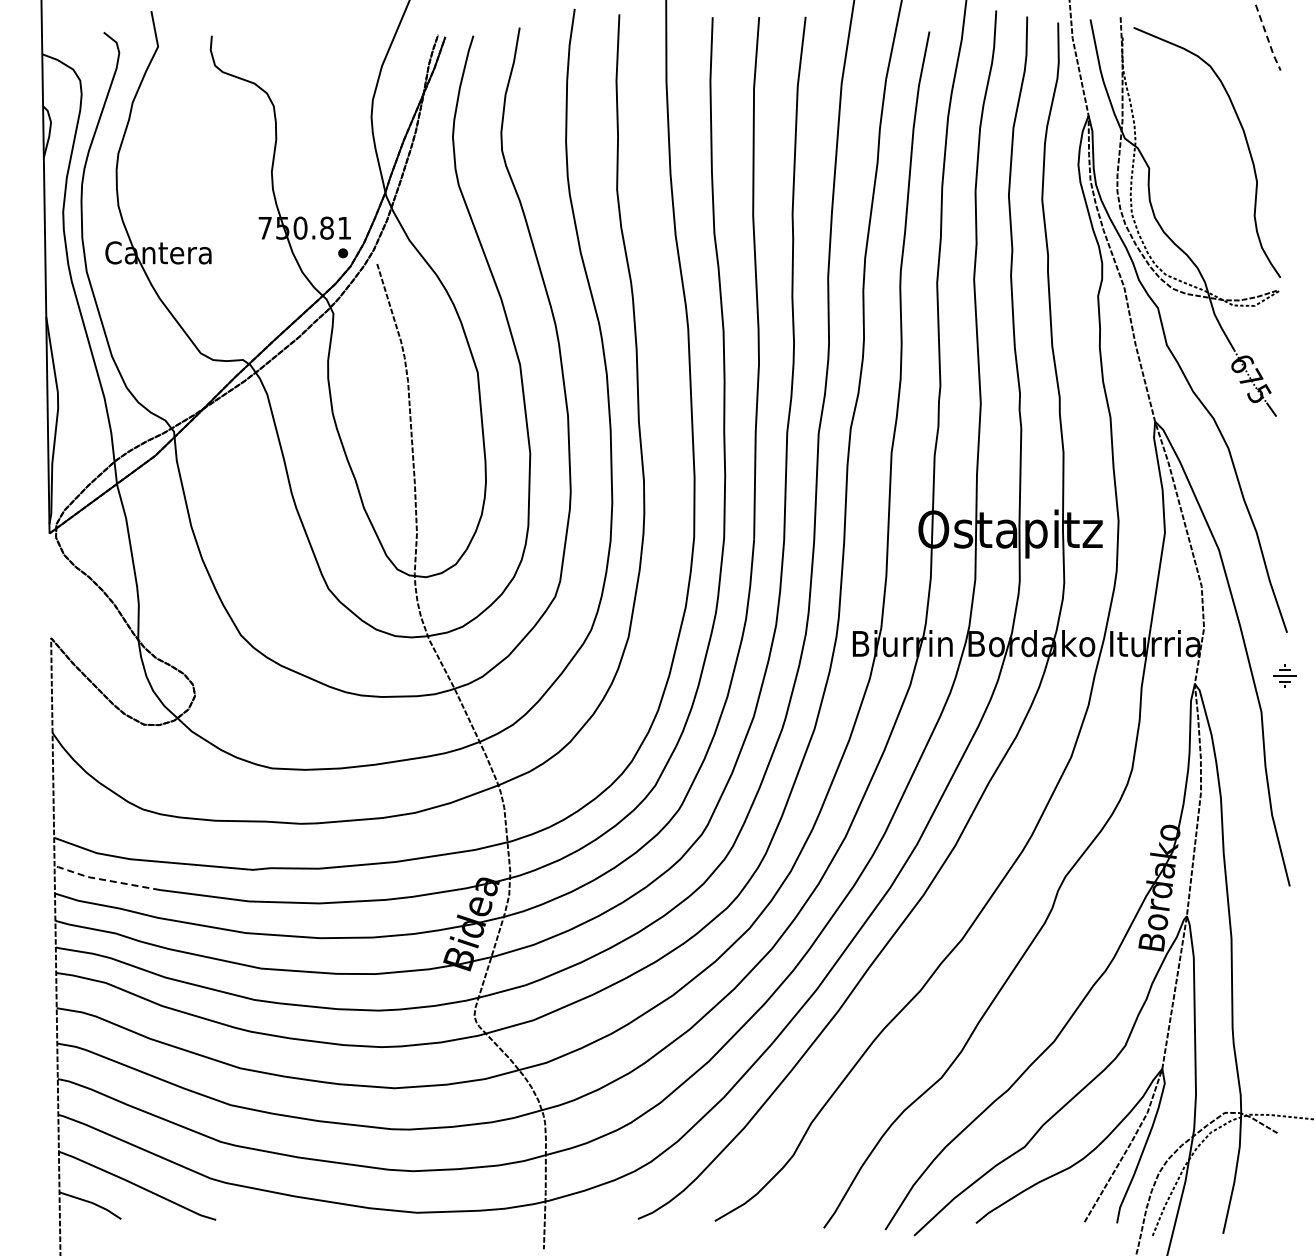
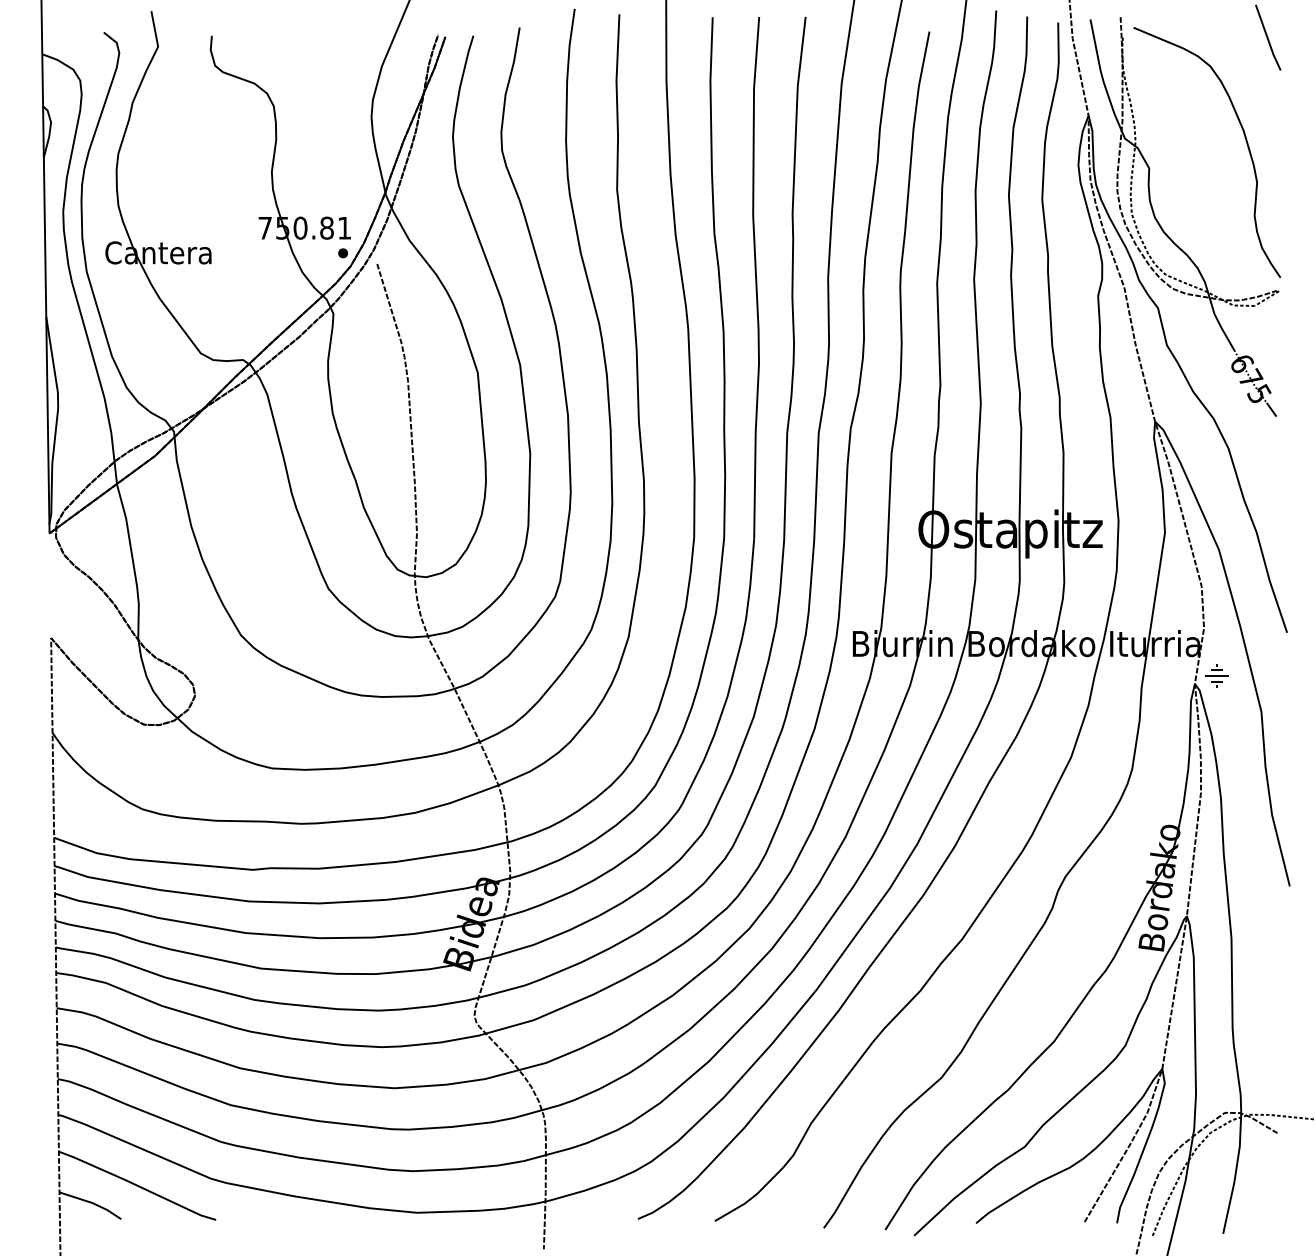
line: dashed -> solid (1267, 38)
part position: (1284, 675) -> (1216, 675) (1216, 675)
line: dashed -> solid (105, 880)
